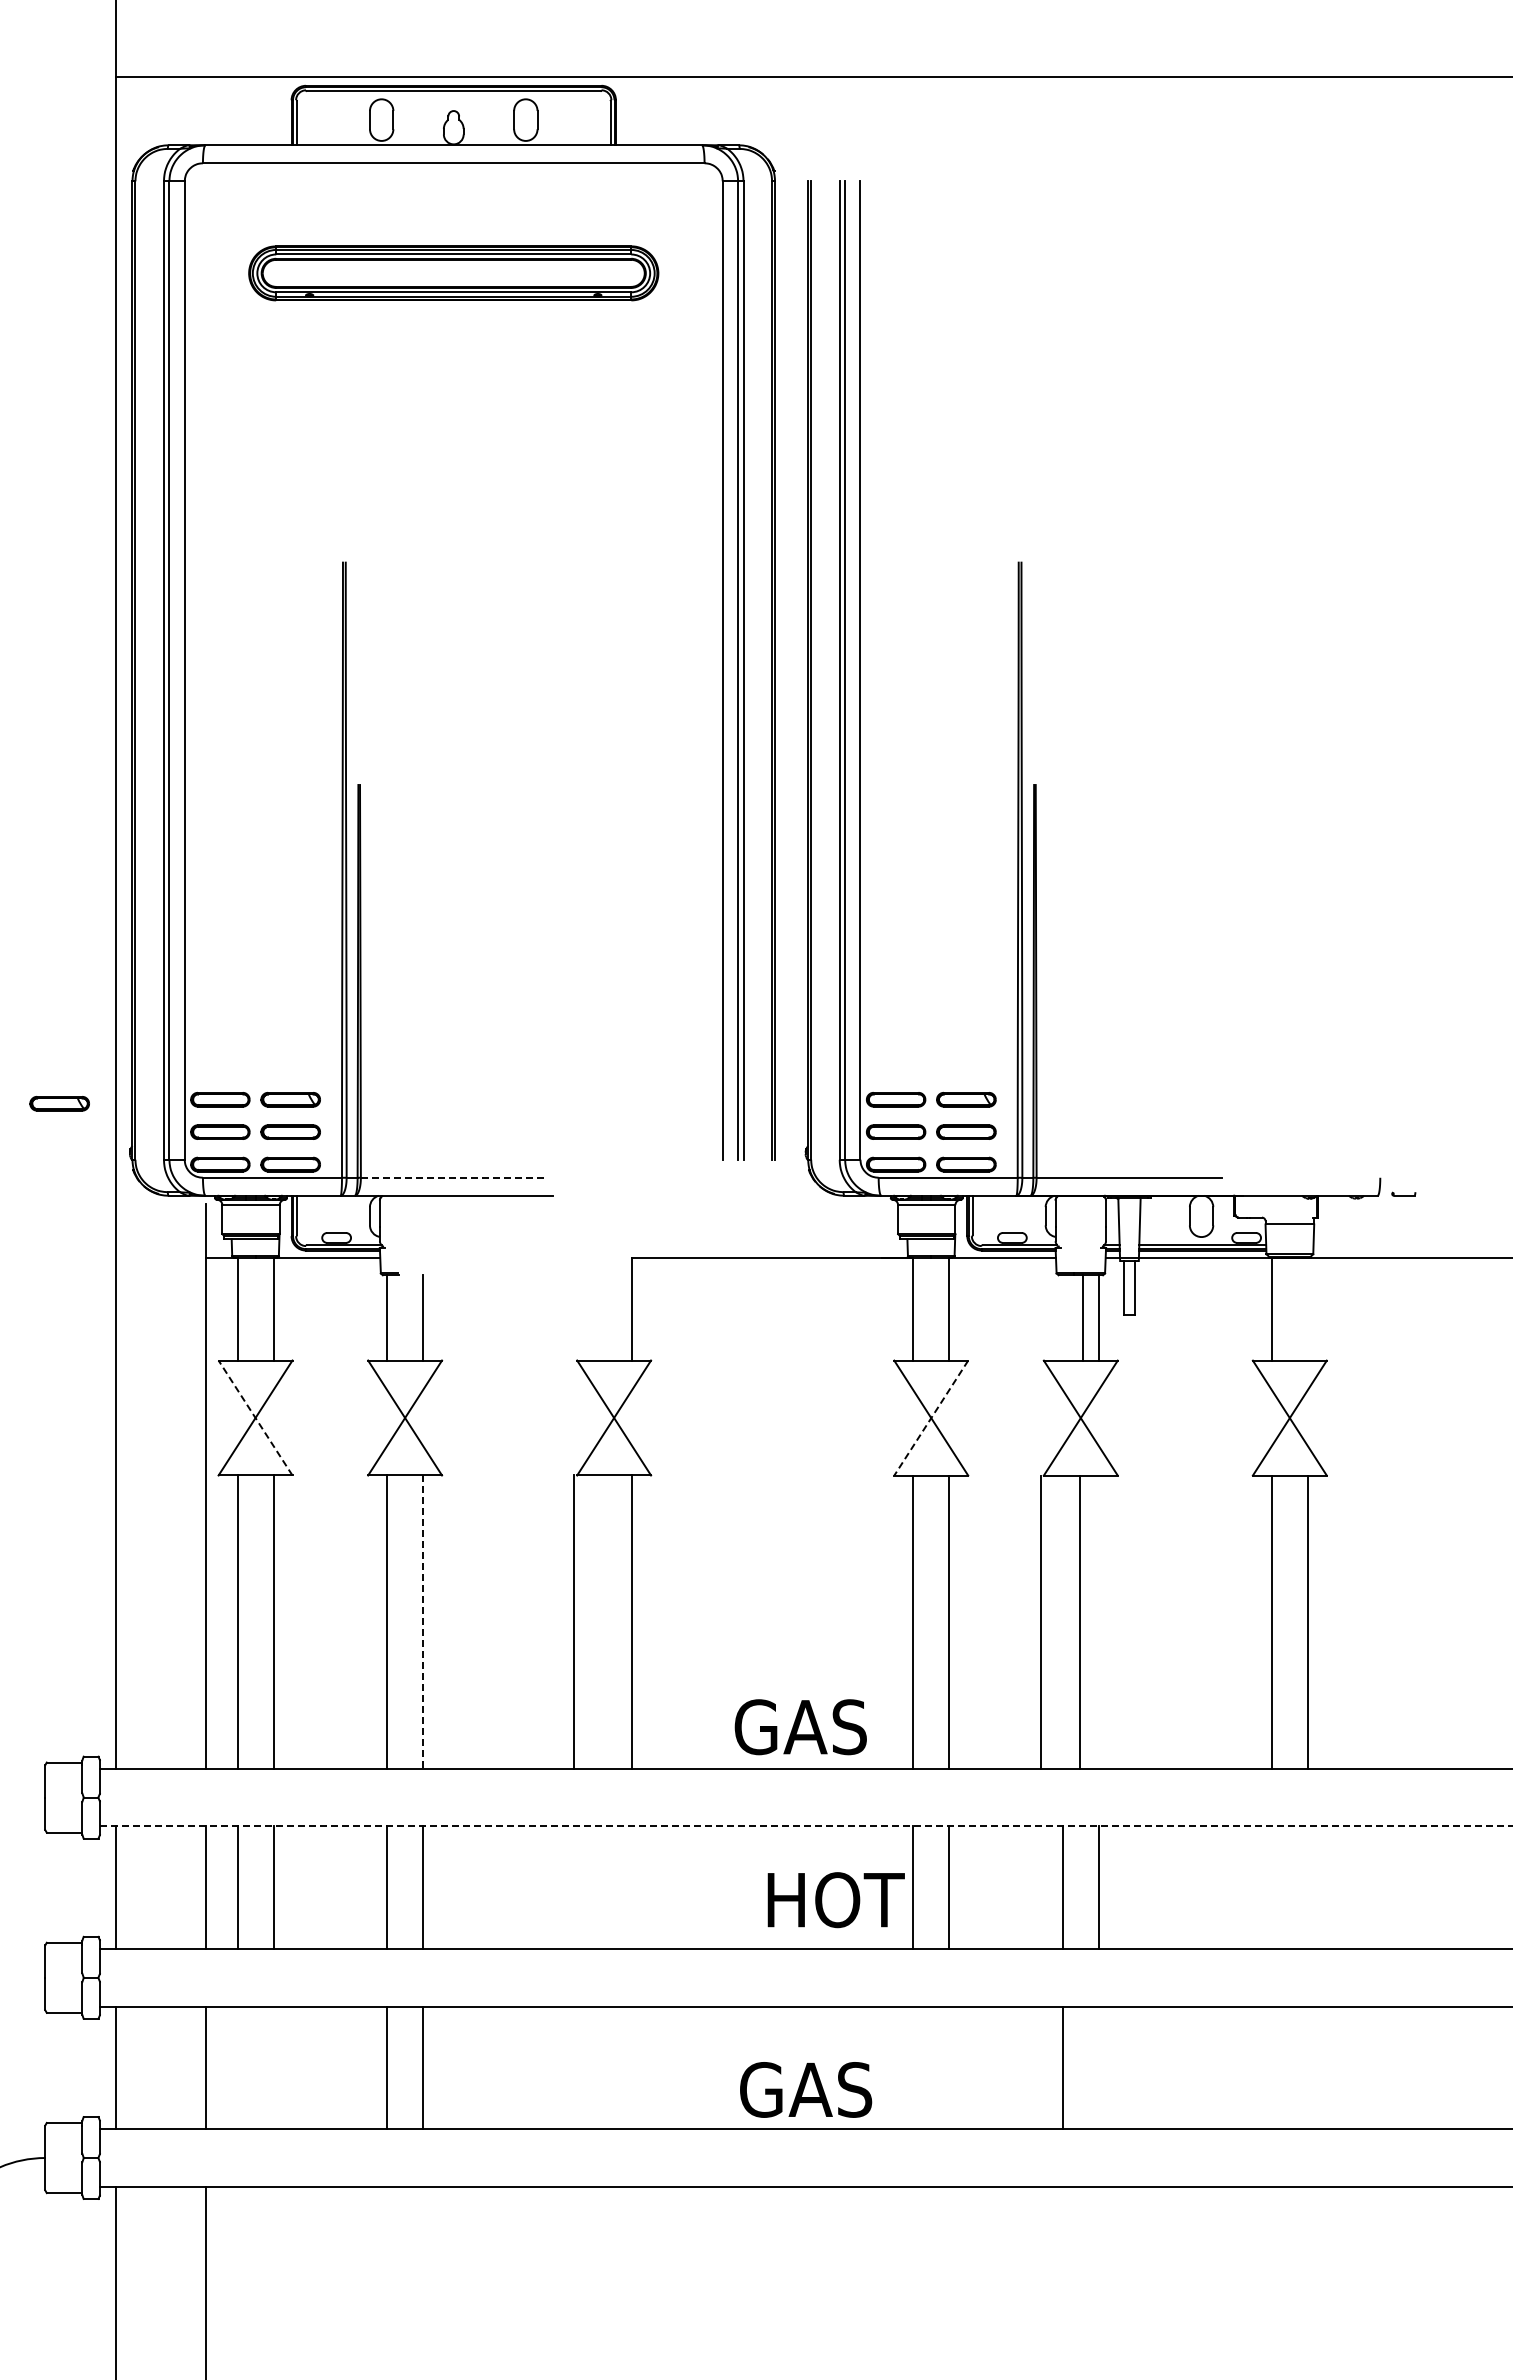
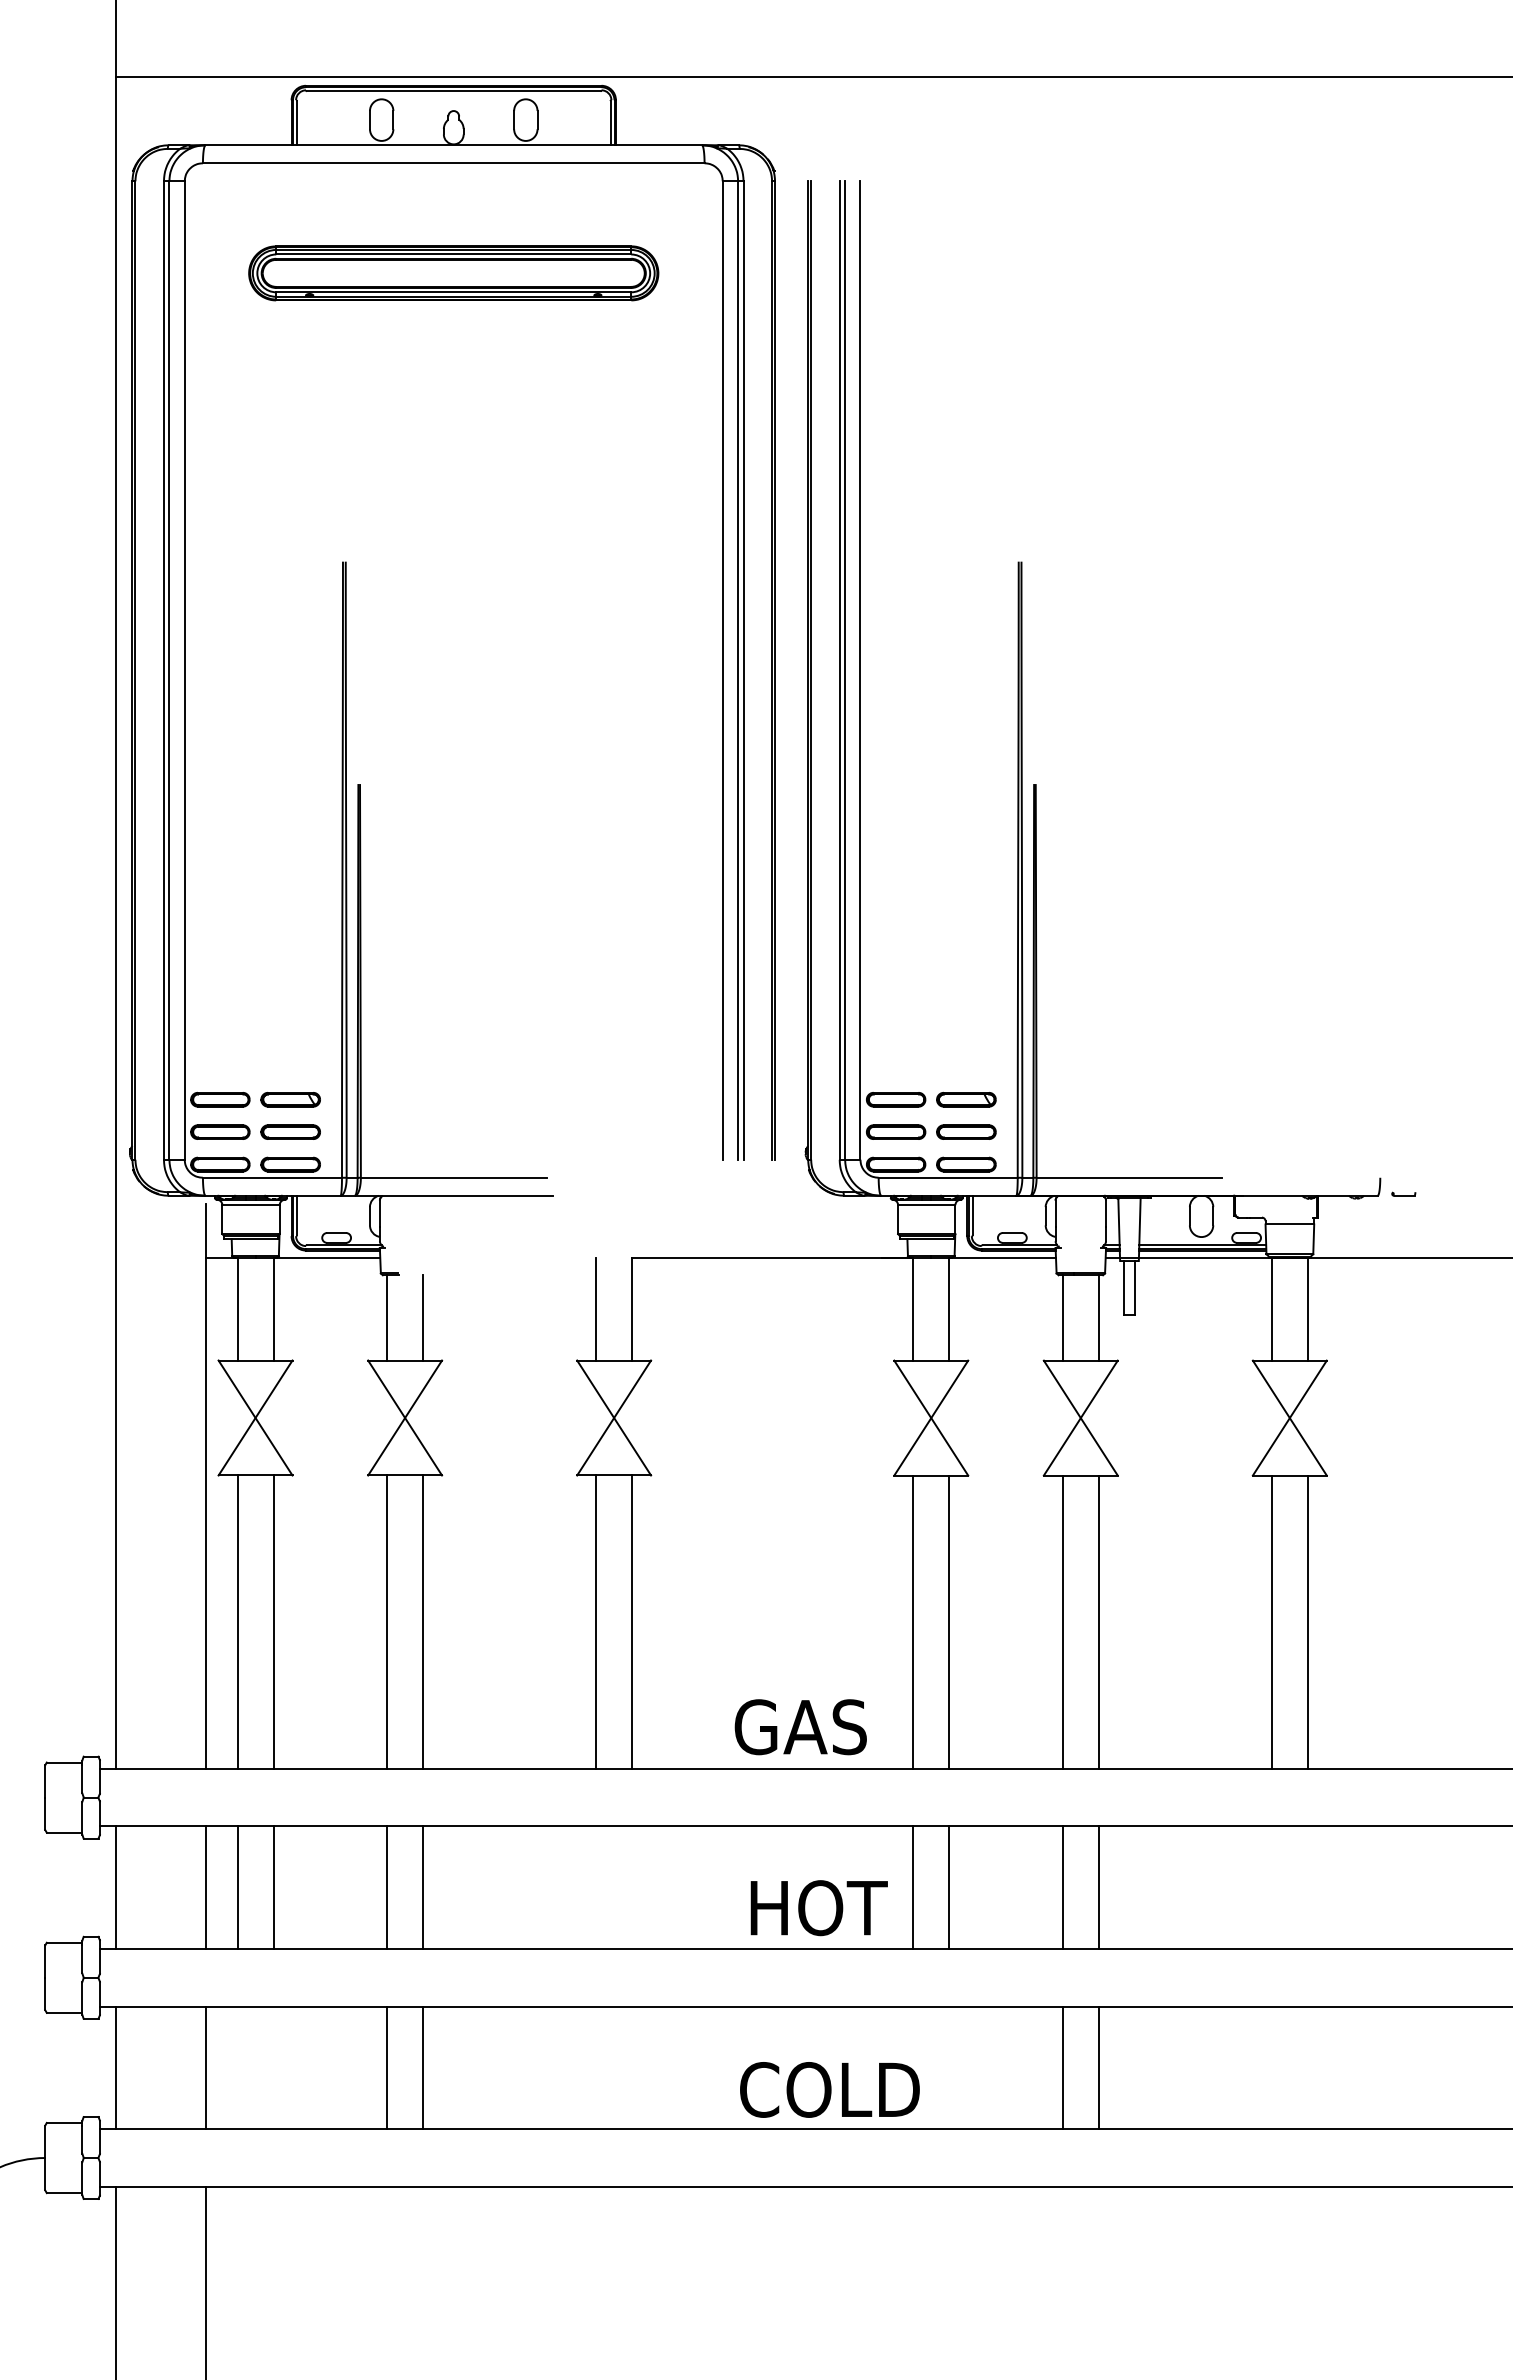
part: present -> none (59, 1103)
line: dashed -> solid (453, 1177)
line: none -> present (596, 1308)
line: none -> present (1307, 1308)
line position: (1082, 1317) -> (1062, 1317) (1062, 1317)
line: dashed -> solid (255, 1417)
line: dashed -> solid (931, 1418)
line position: (574, 1621) -> (596, 1621) (596, 1621)
line position: (1040, 1621) -> (1062, 1621) (1062, 1621)
line position: (1079, 1621) -> (1098, 1621) (1098, 1621)
line: dashed -> solid (423, 1622)
line: dashed -> solid (806, 1826)
text position: (835, 1900) -> (818, 1908) (818, 1908)
line: none -> present (1098, 2067)
text: GAS -> COLD (837, 2089)
